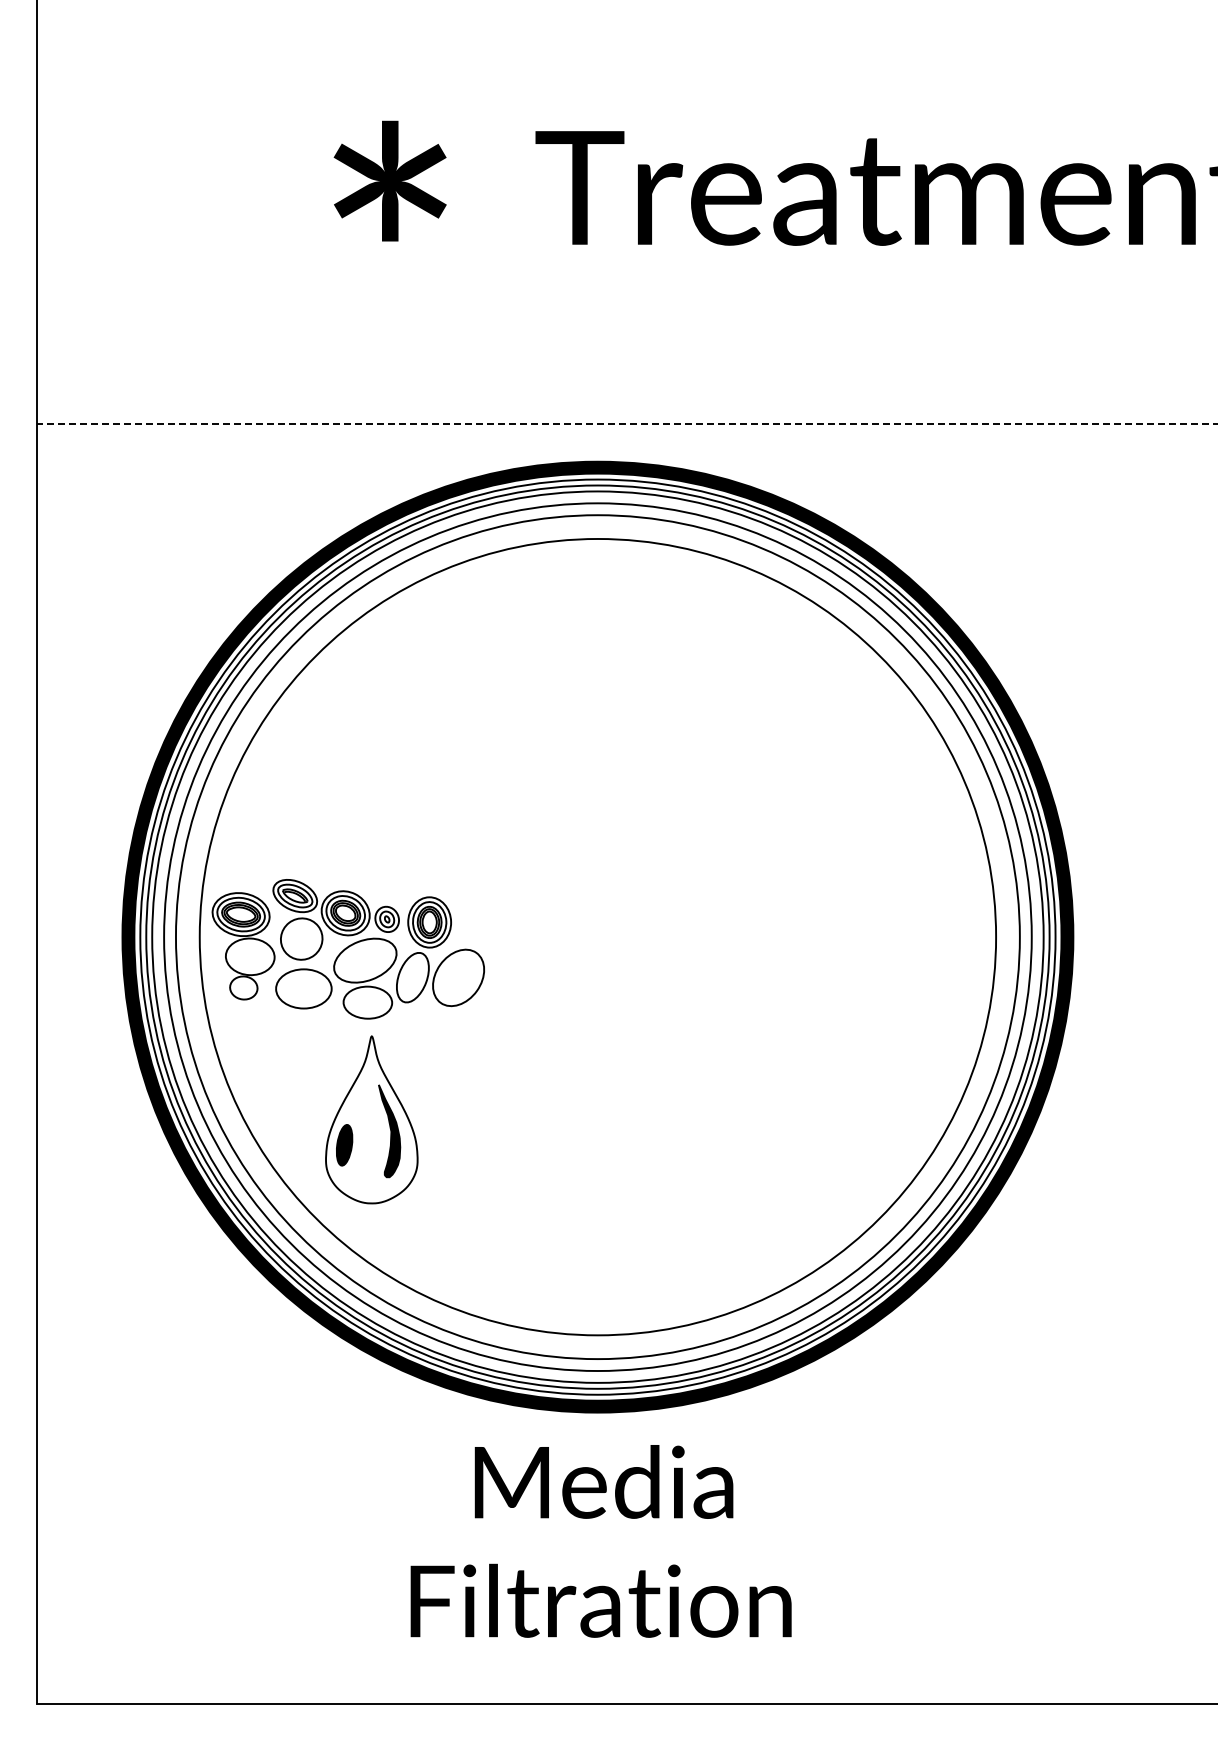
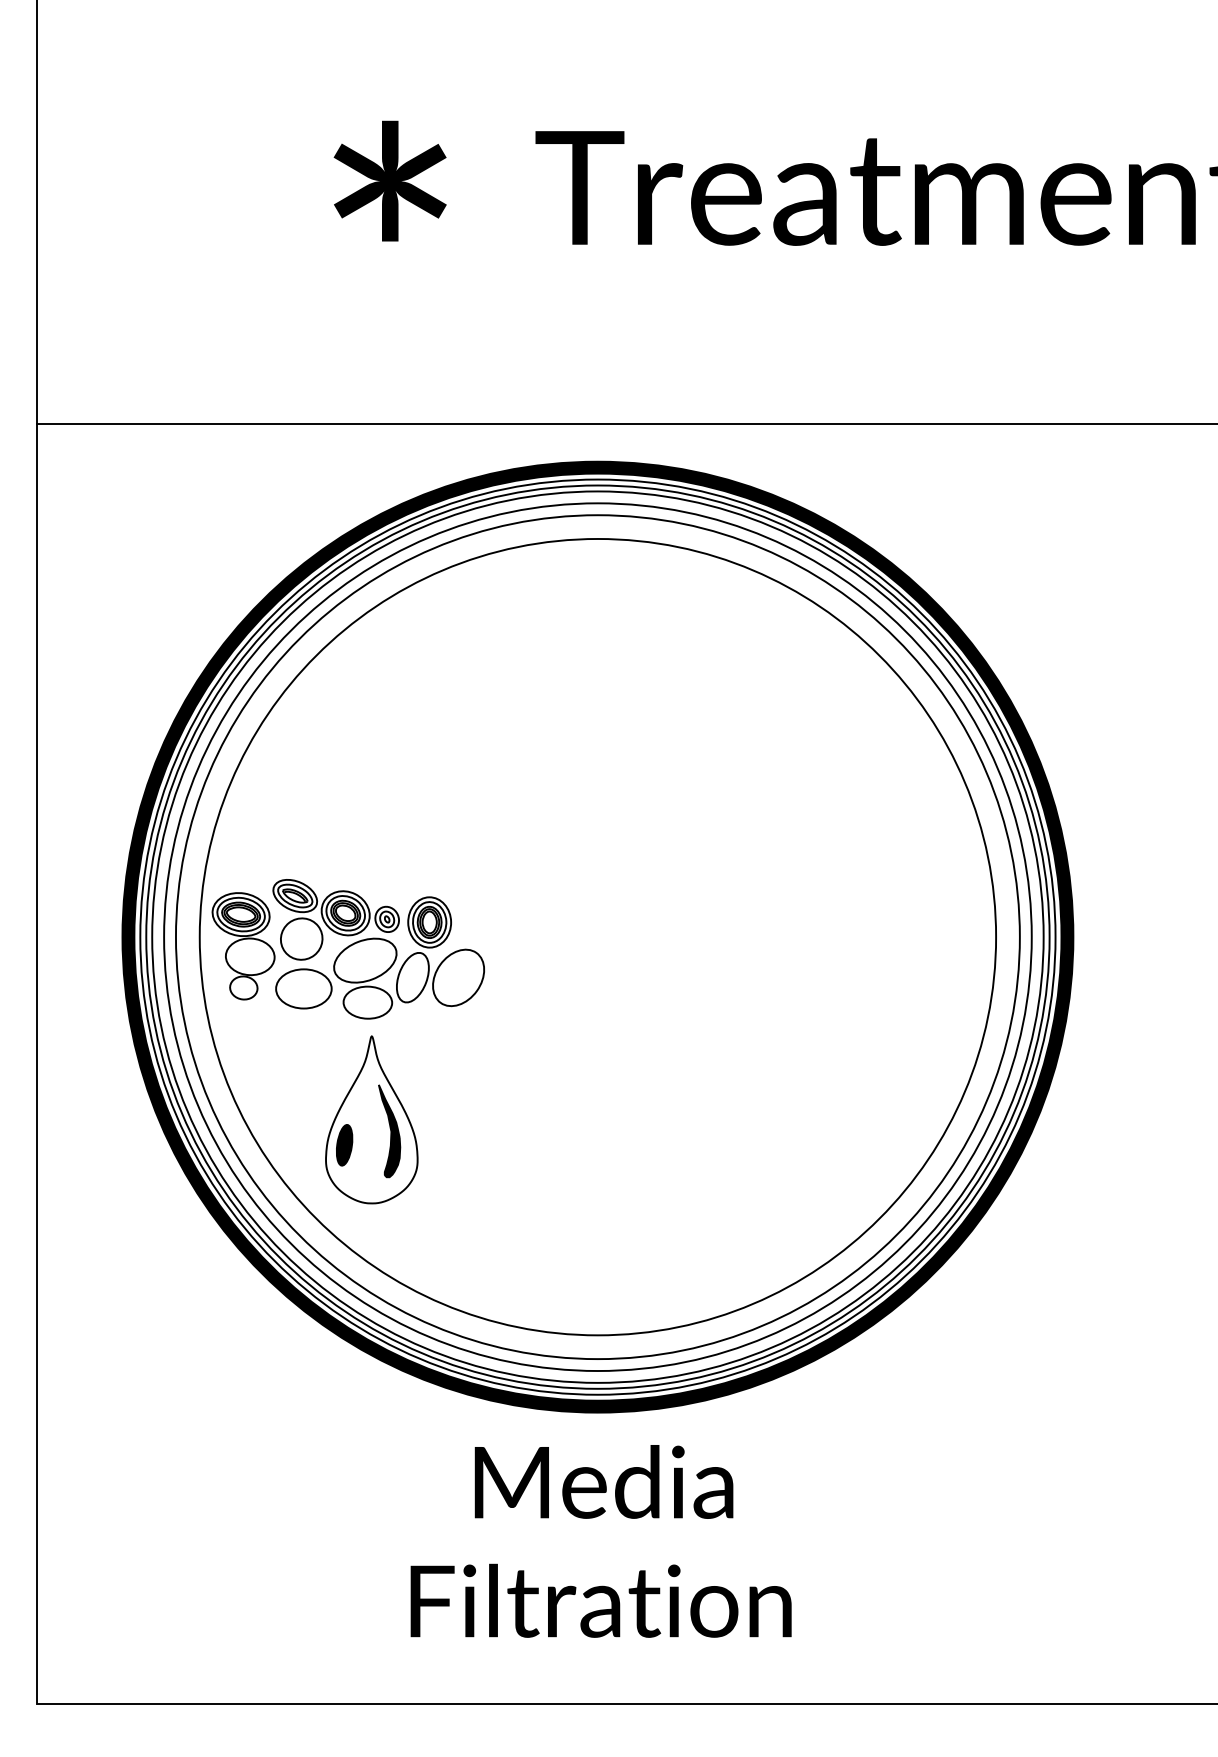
line: dashed -> solid (627, 423)
